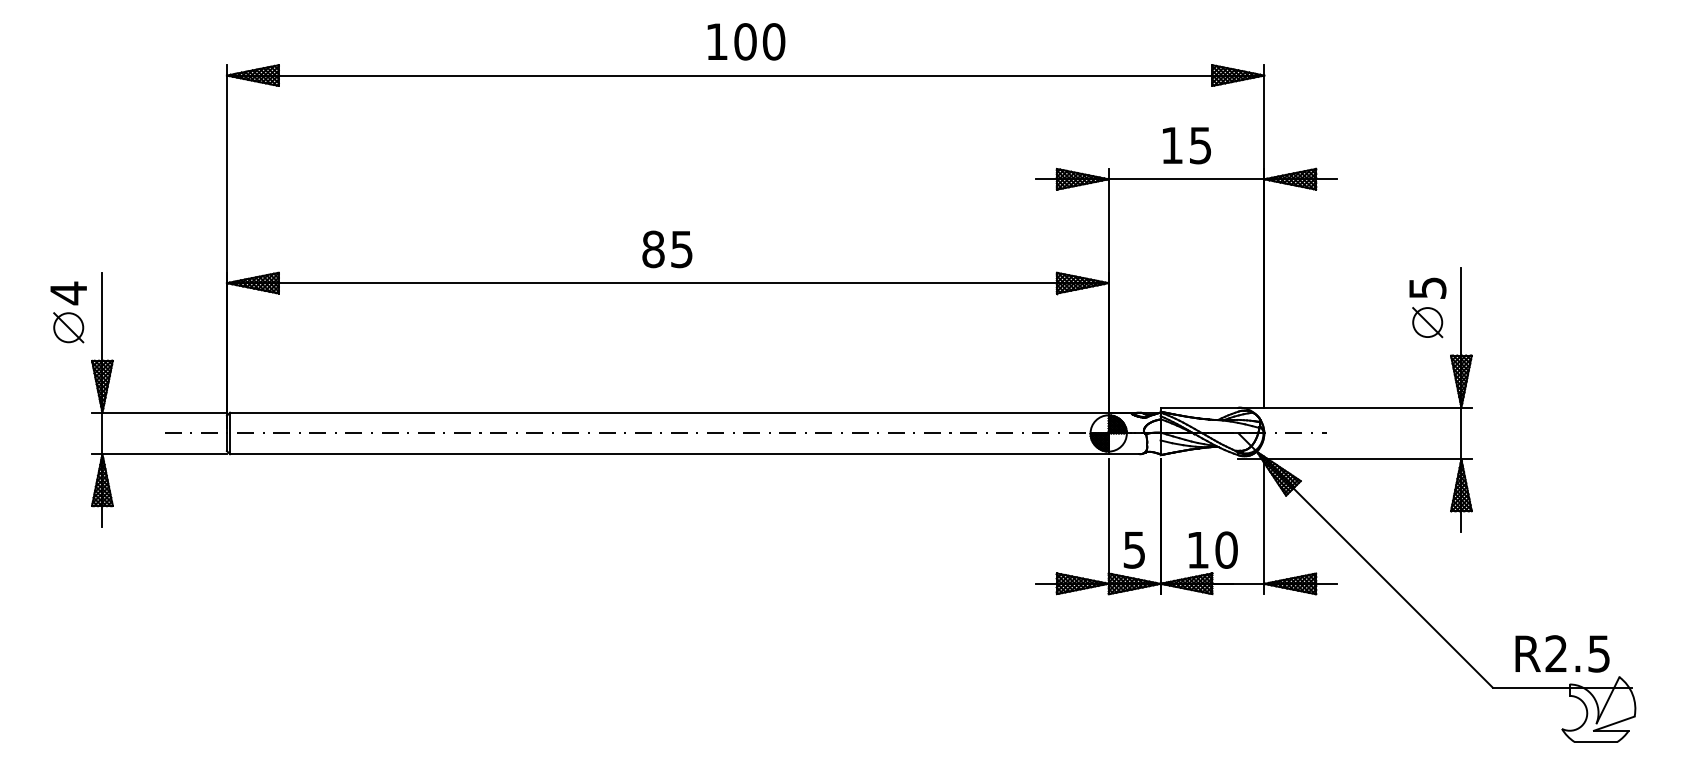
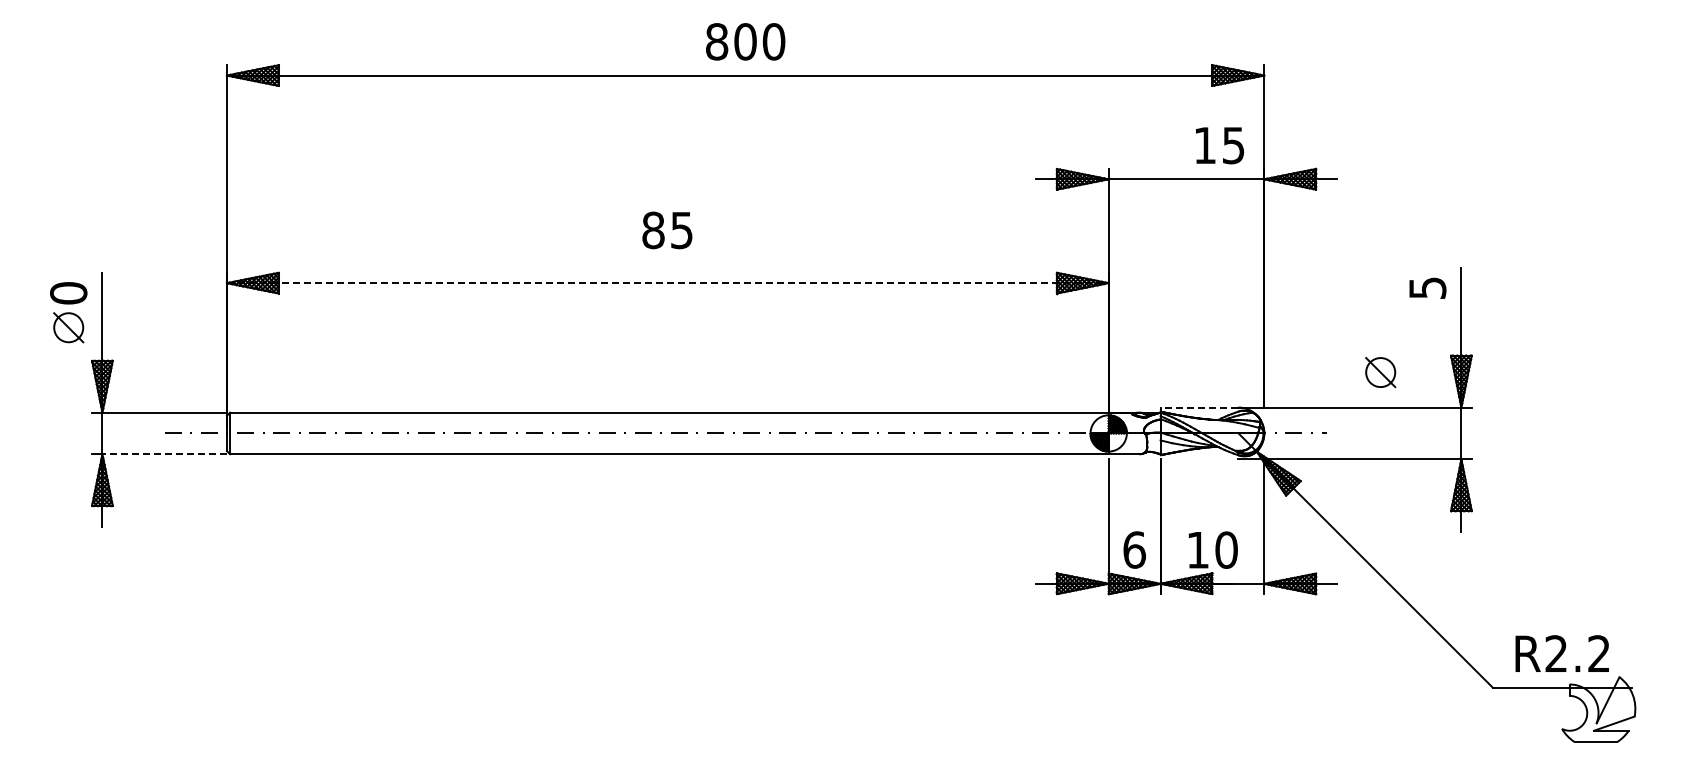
text: 100 -> 800 (717, 41)
text position: (1186, 145) -> (1219, 145) (1219, 145)
text position: (667, 249) -> (667, 230) (667, 230)
line: solid -> dashed (667, 283)
text: 4 -> 0 (68, 293)
part position: (1427, 322) -> (1380, 372) (1380, 372)
line: solid -> dashed (1199, 407)
line: solid -> dashed (164, 454)
text: 5 -> 6 (1134, 549)
text: R2.5 -> R2.2 (1598, 653)
